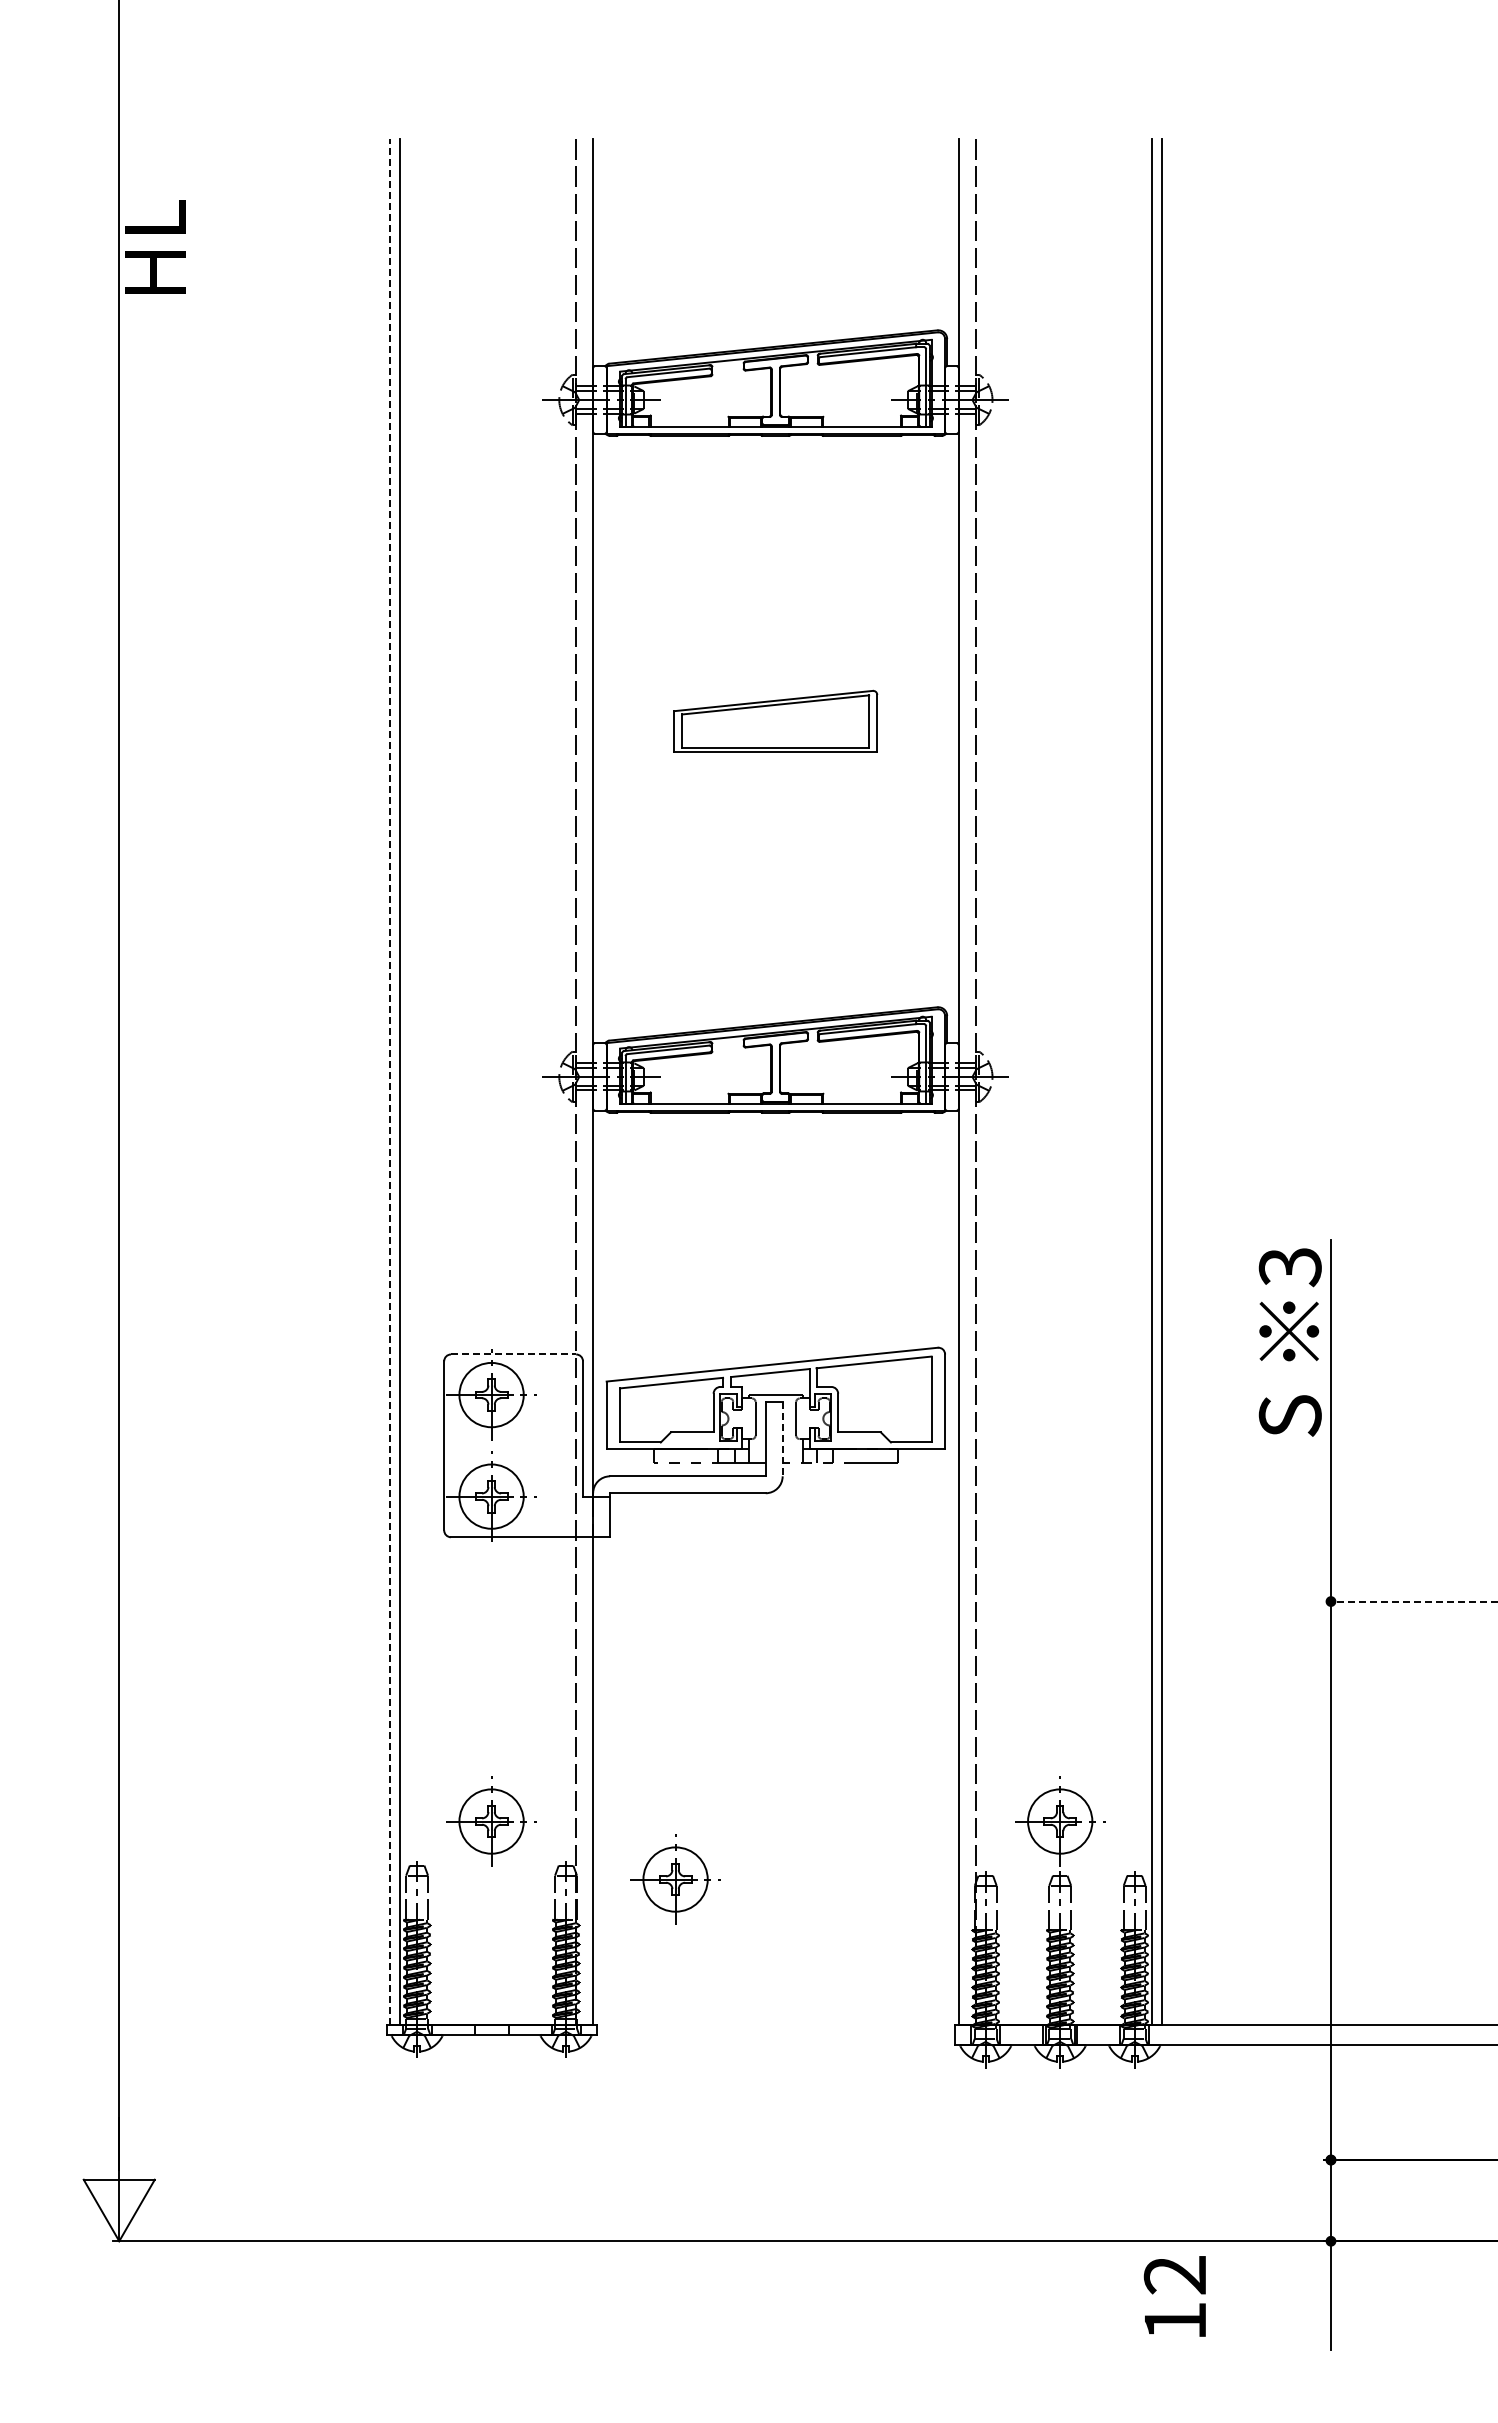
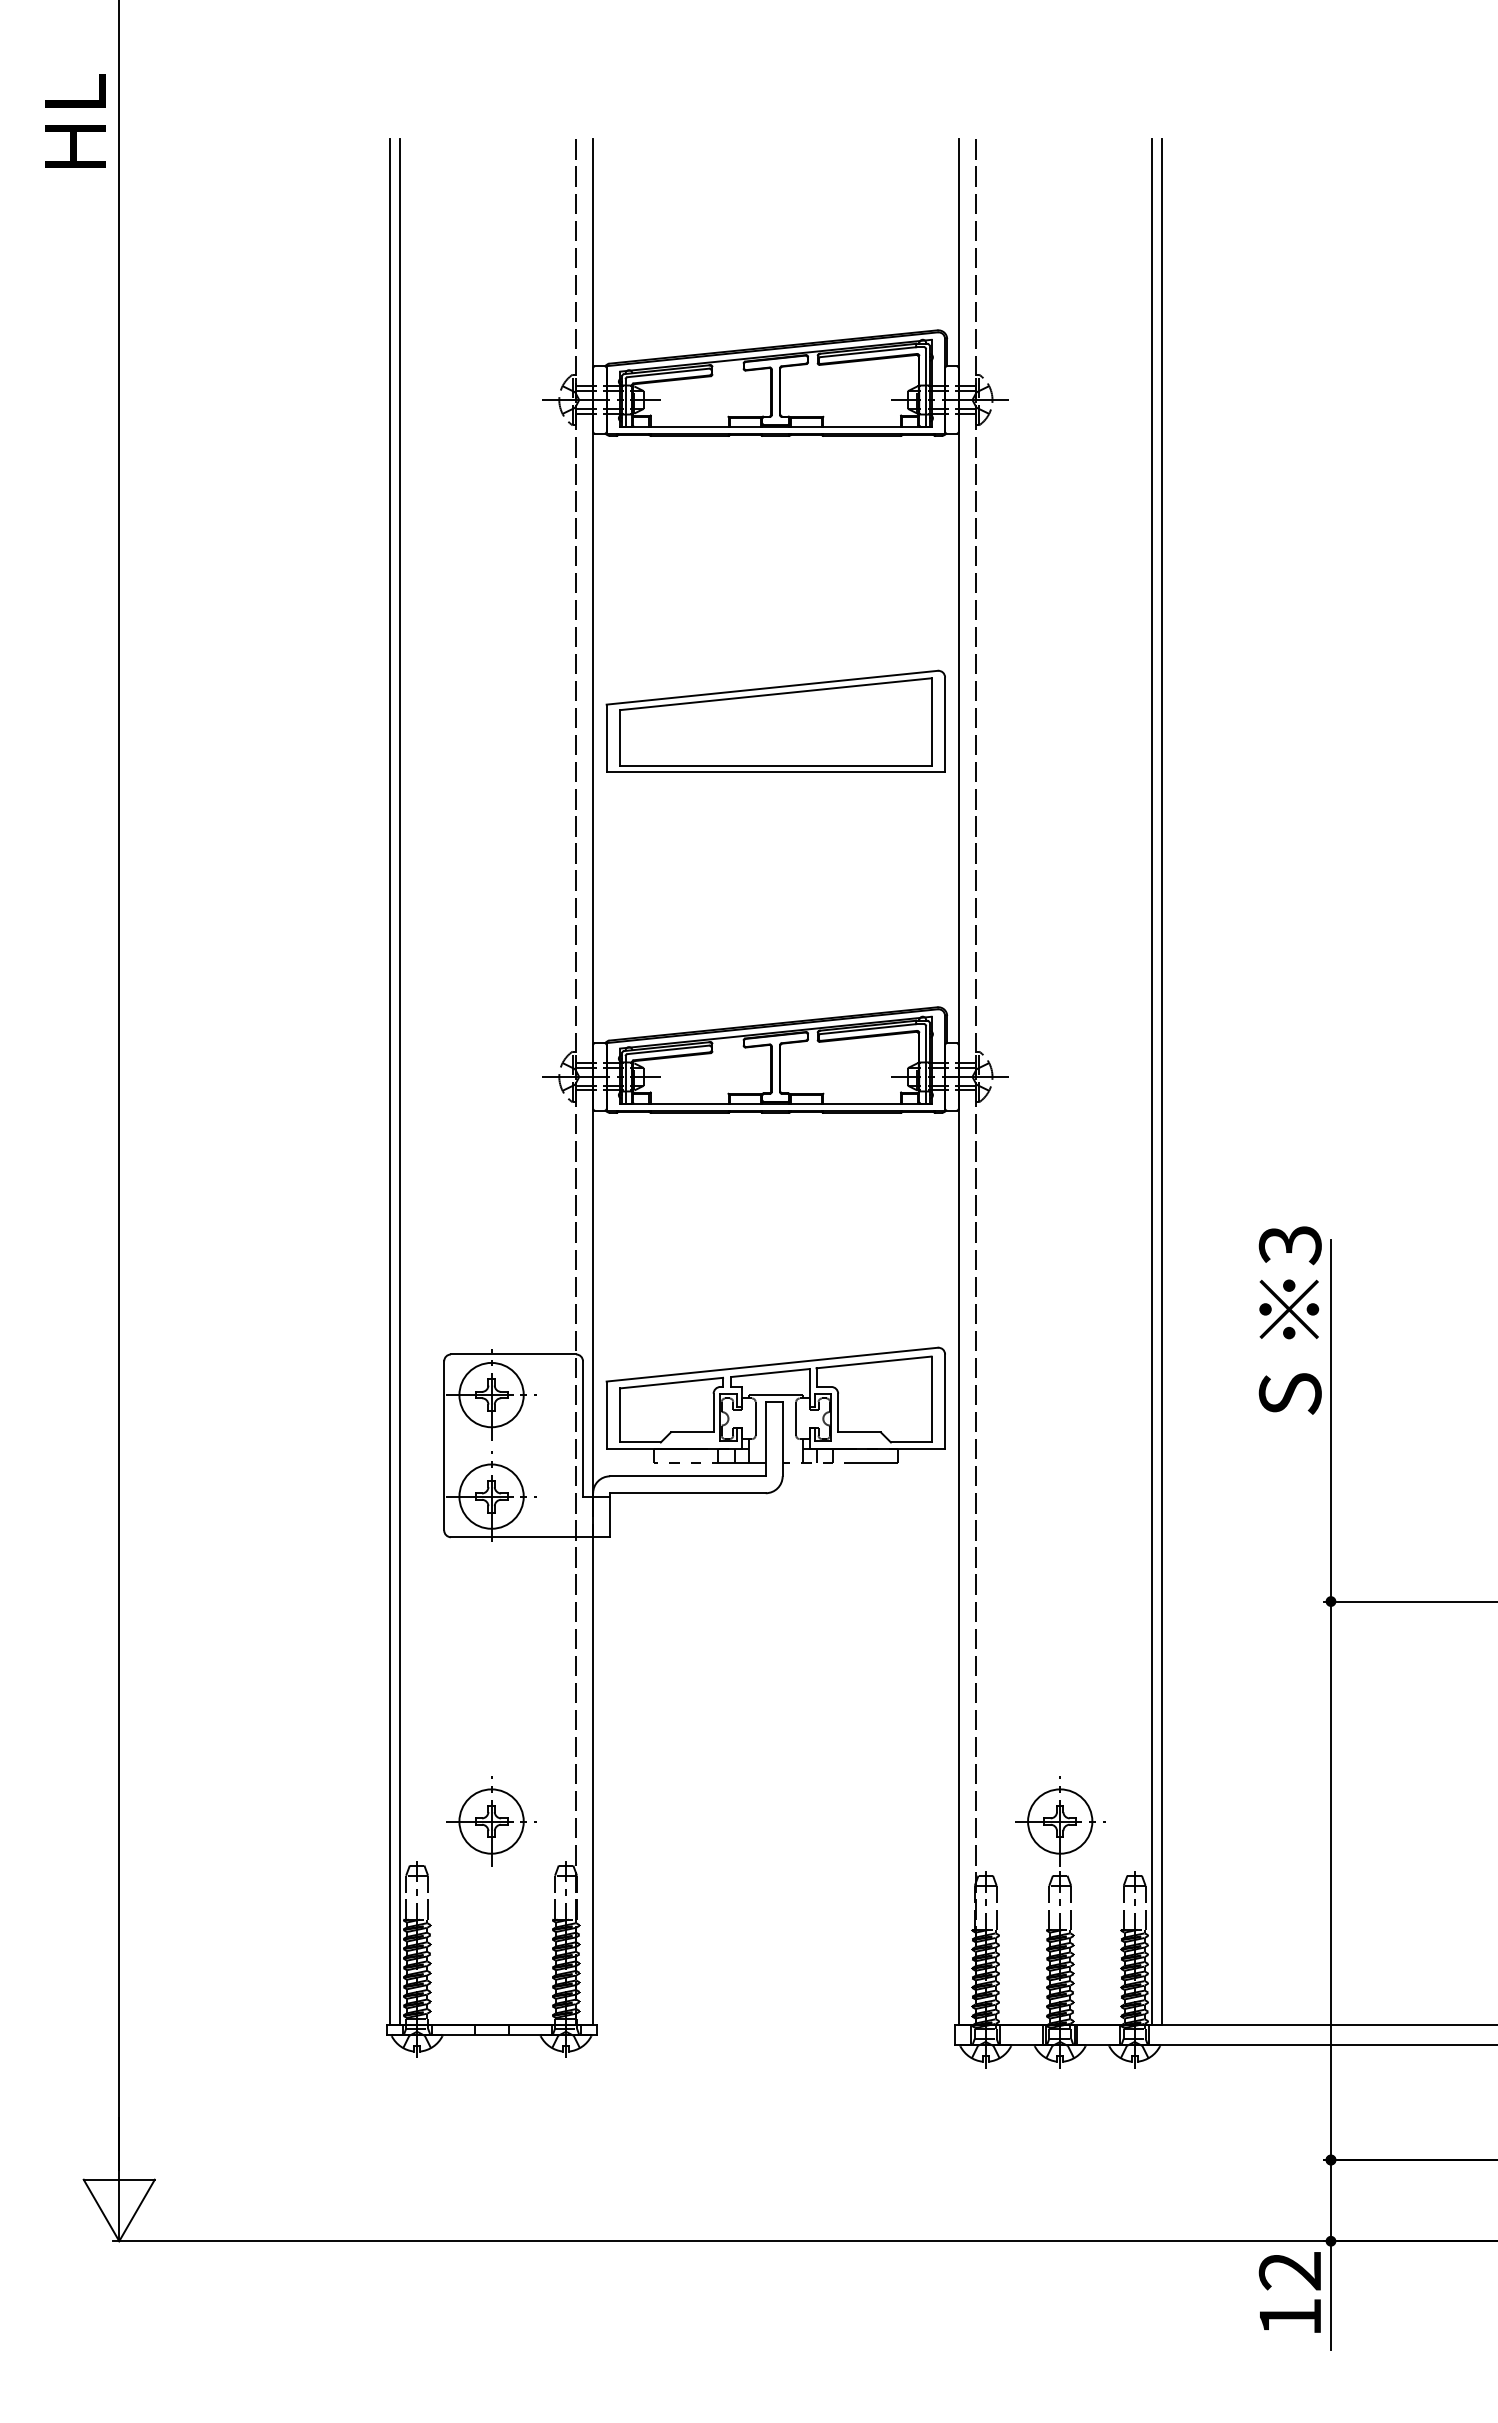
text position: (155, 246) -> (75, 120) (75, 120)
part size: 206x64 px -> 341x104 px (775, 720)
line: dashed -> solid (390, 1082)
text position: (1289, 1342) -> (1289, 1320) (1289, 1320)
line: dashed -> solid (513, 1354)
line: dashed -> solid (782, 1439)
line: dashed -> solid (1410, 1601)
part: present -> none (675, 1879)
text position: (1174, 2296) -> (1289, 2292) (1289, 2292)
